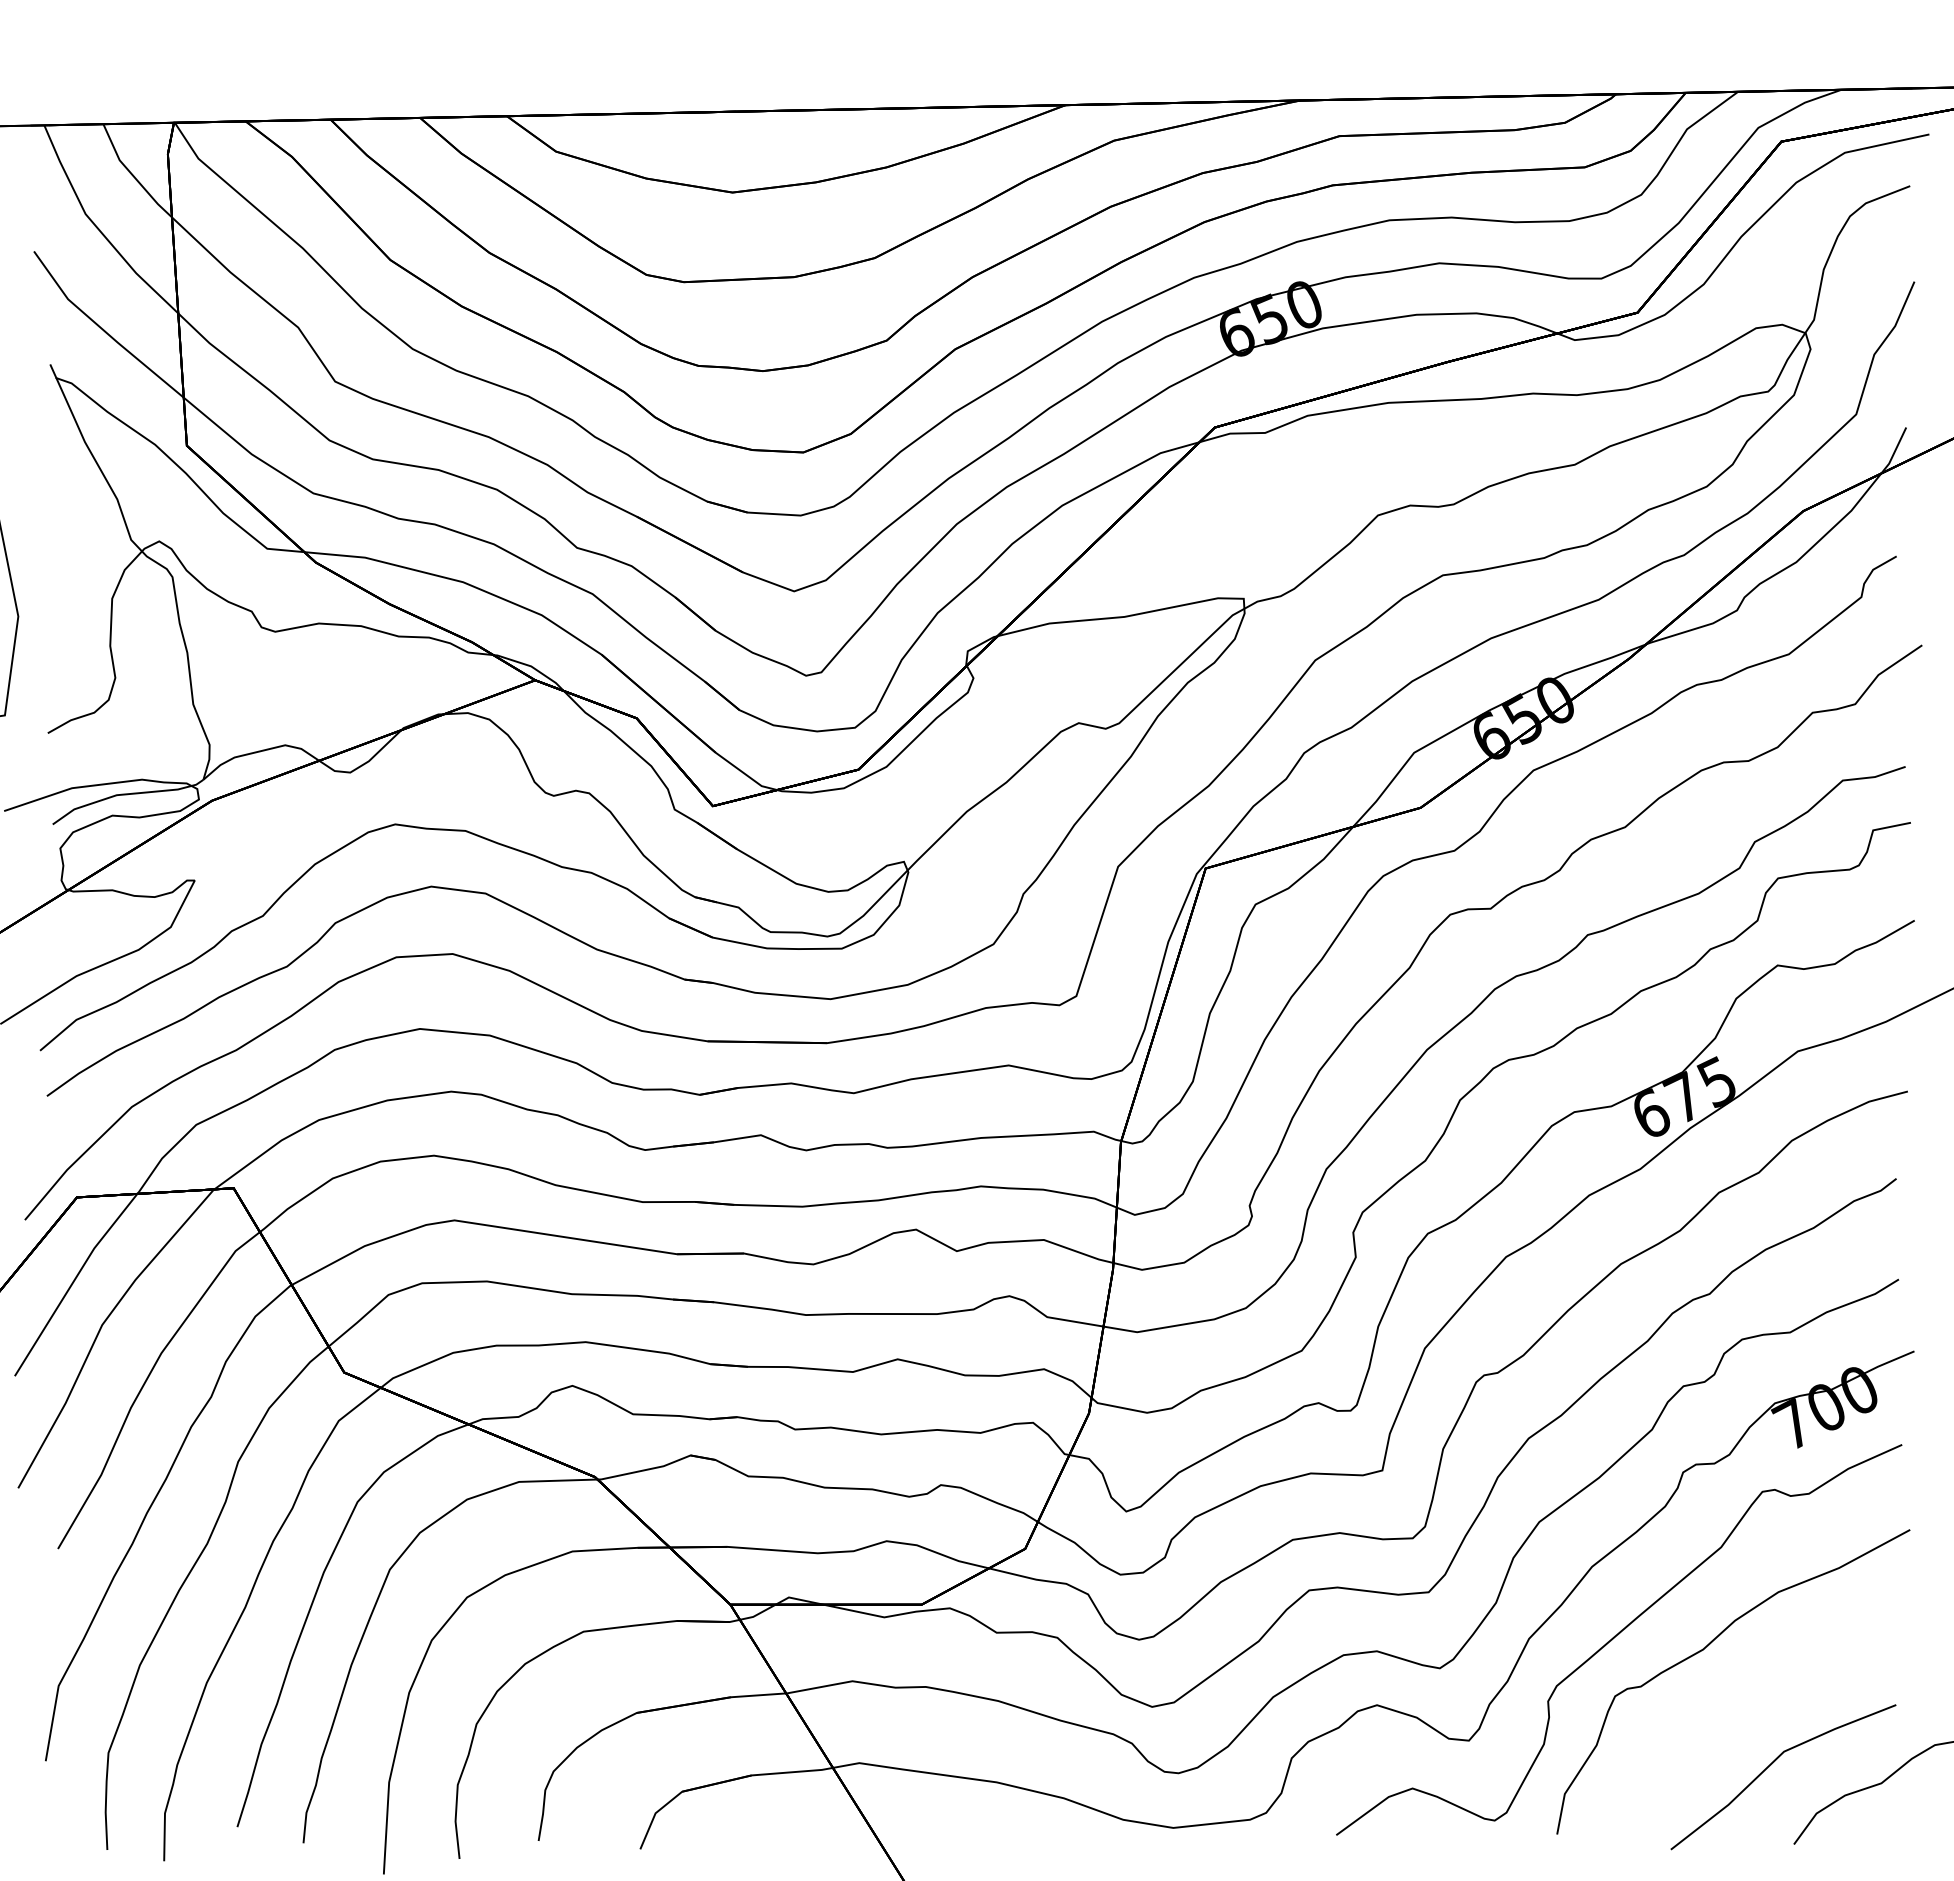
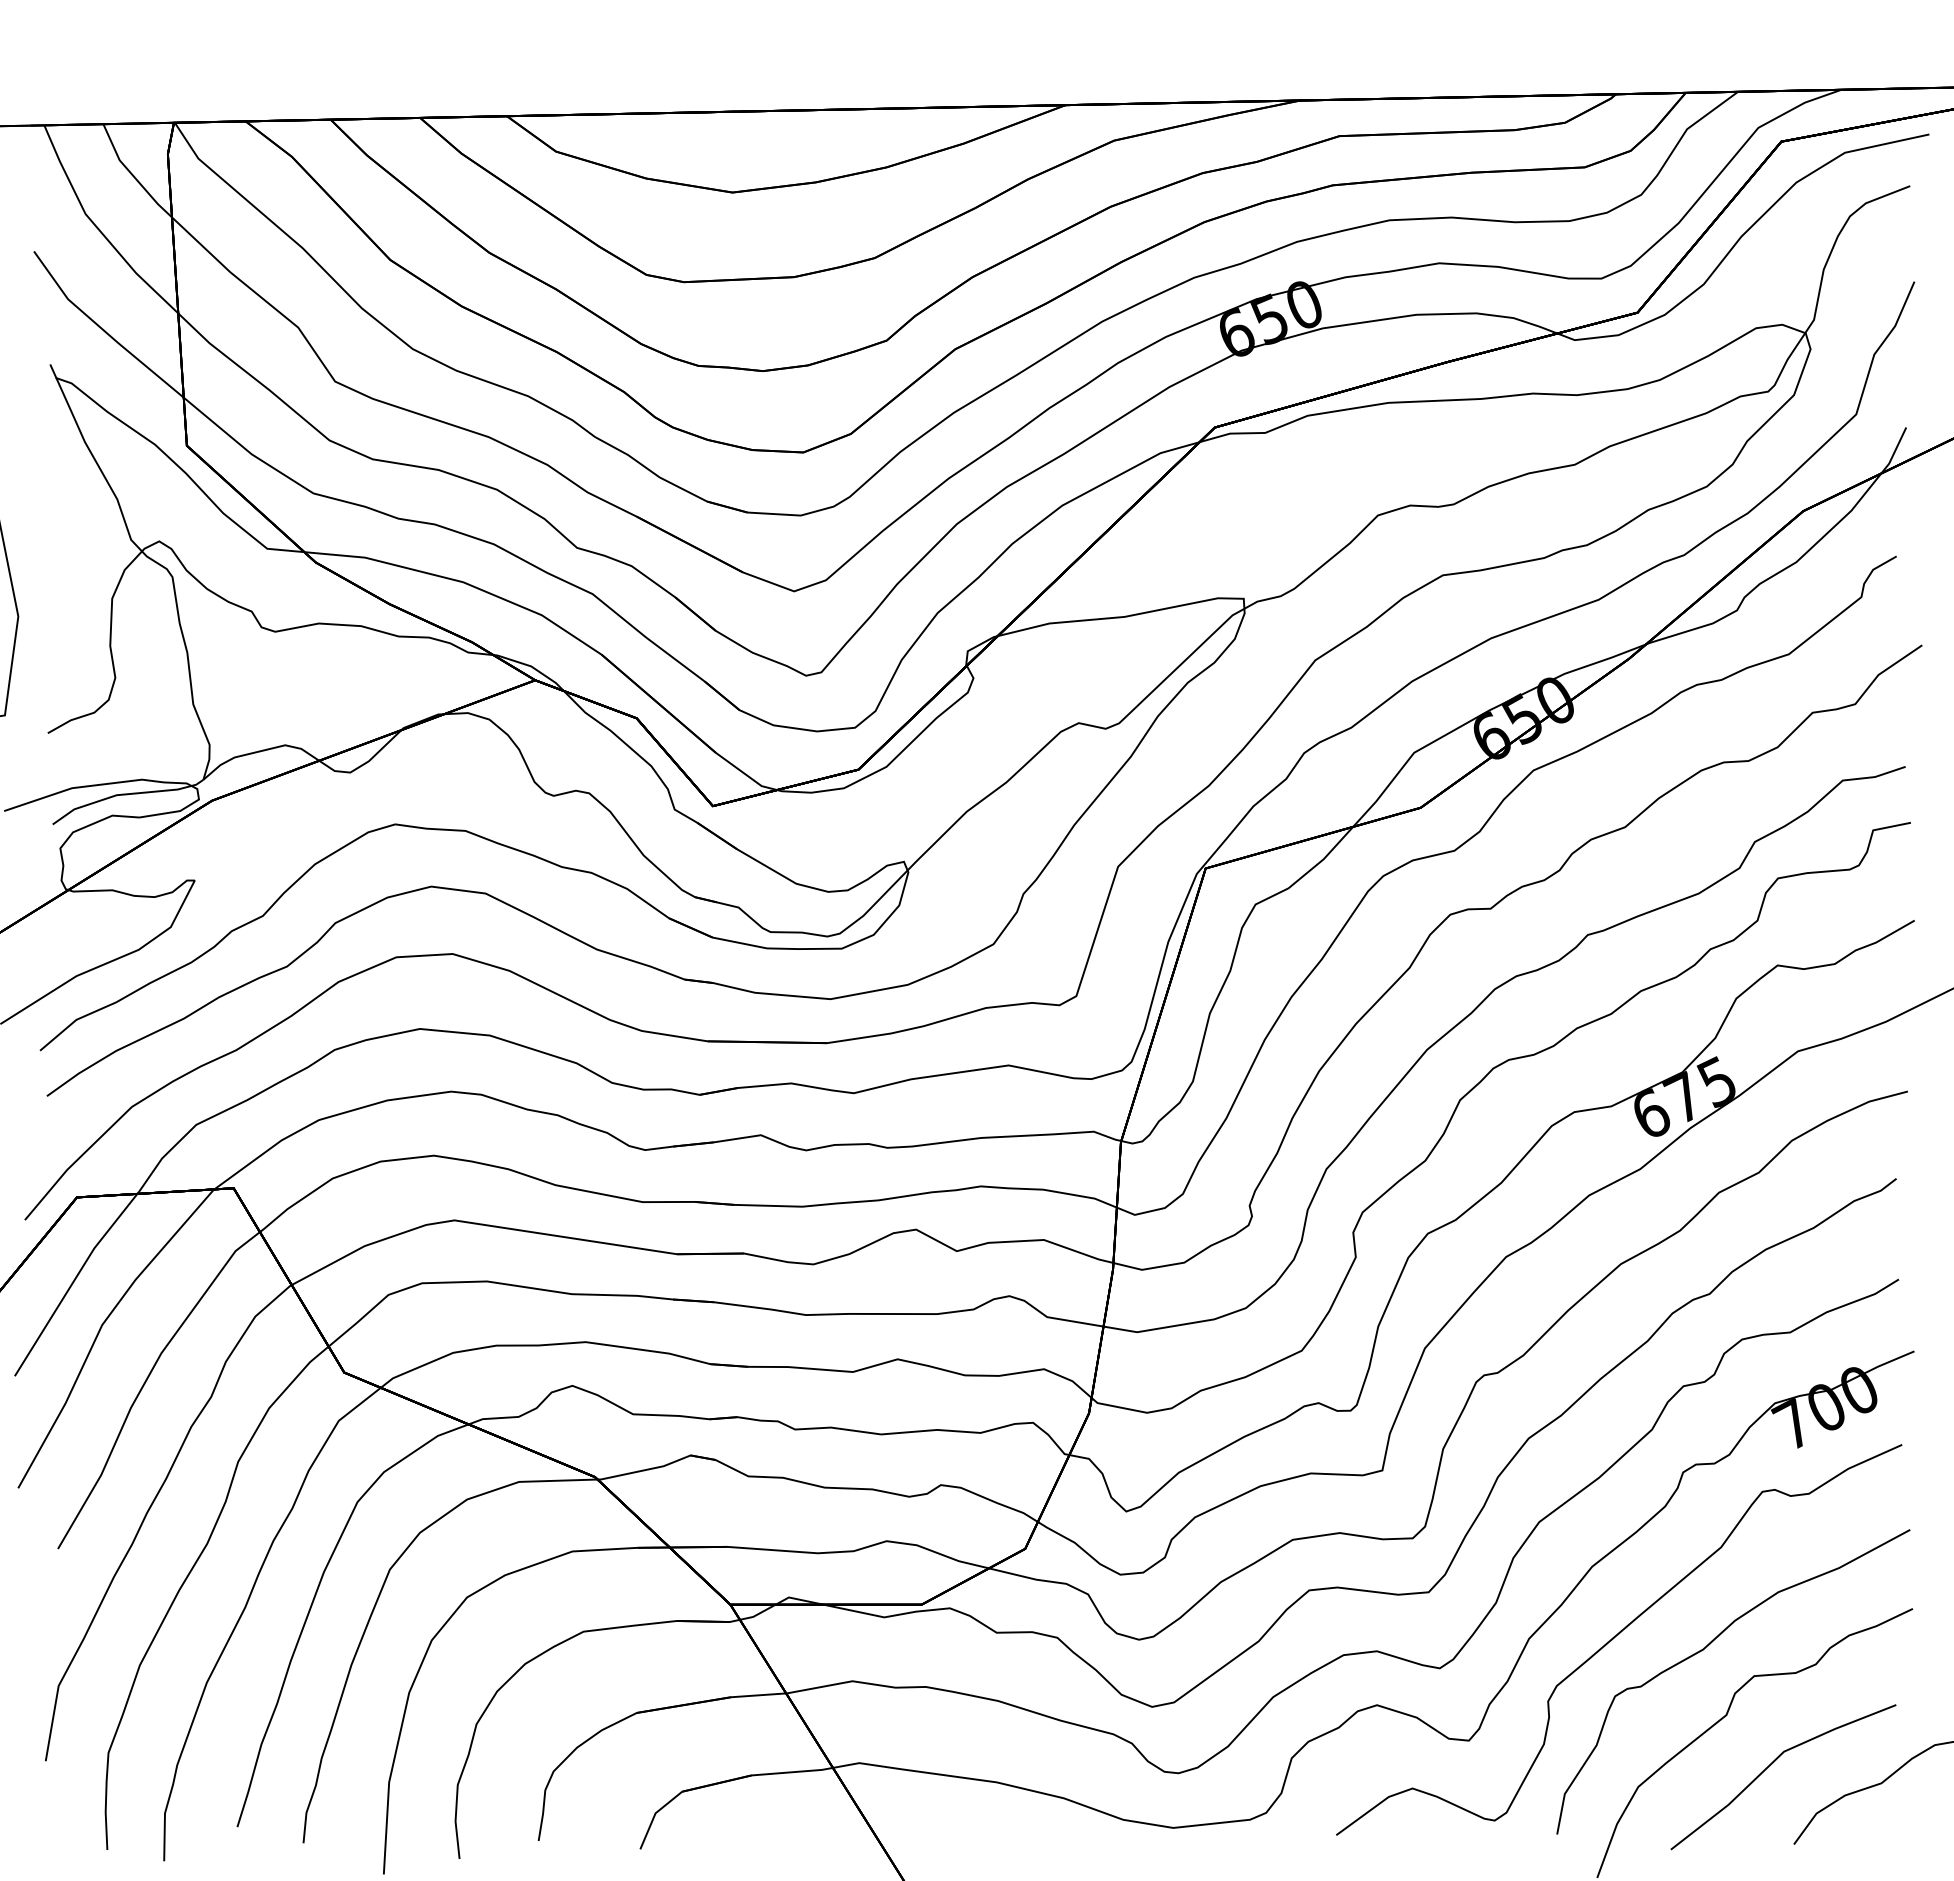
part: none -> present (1727, 1715)
